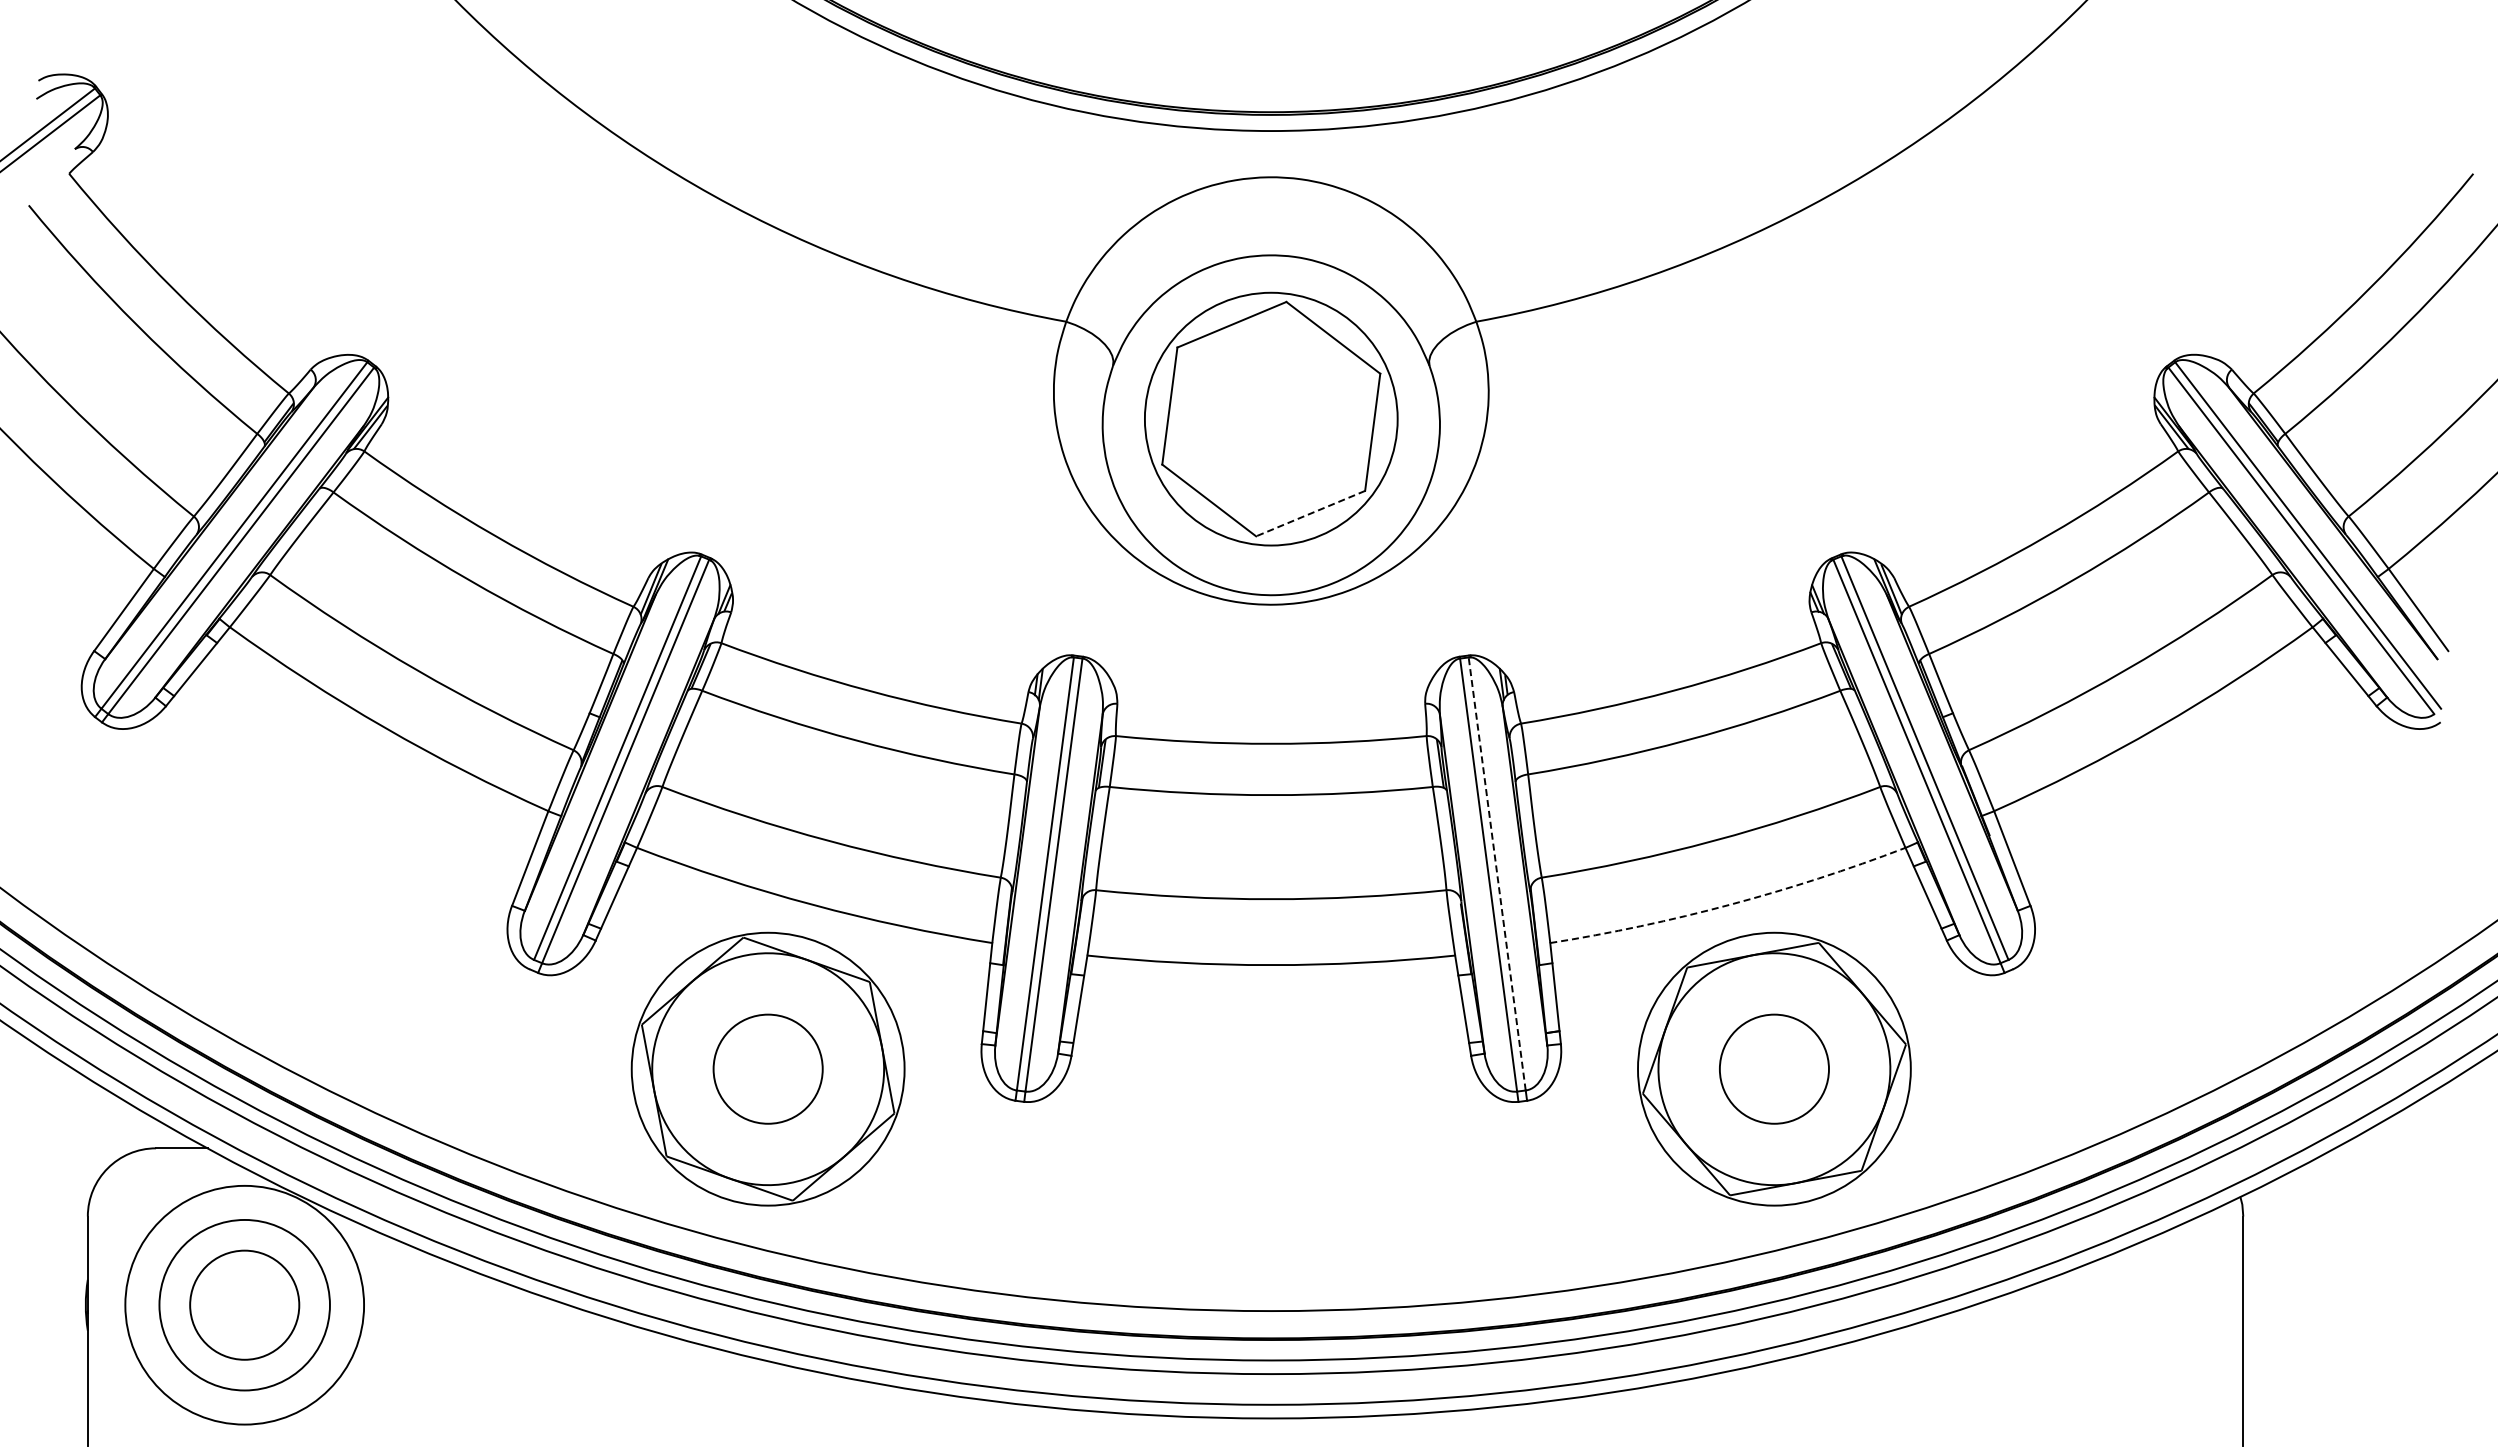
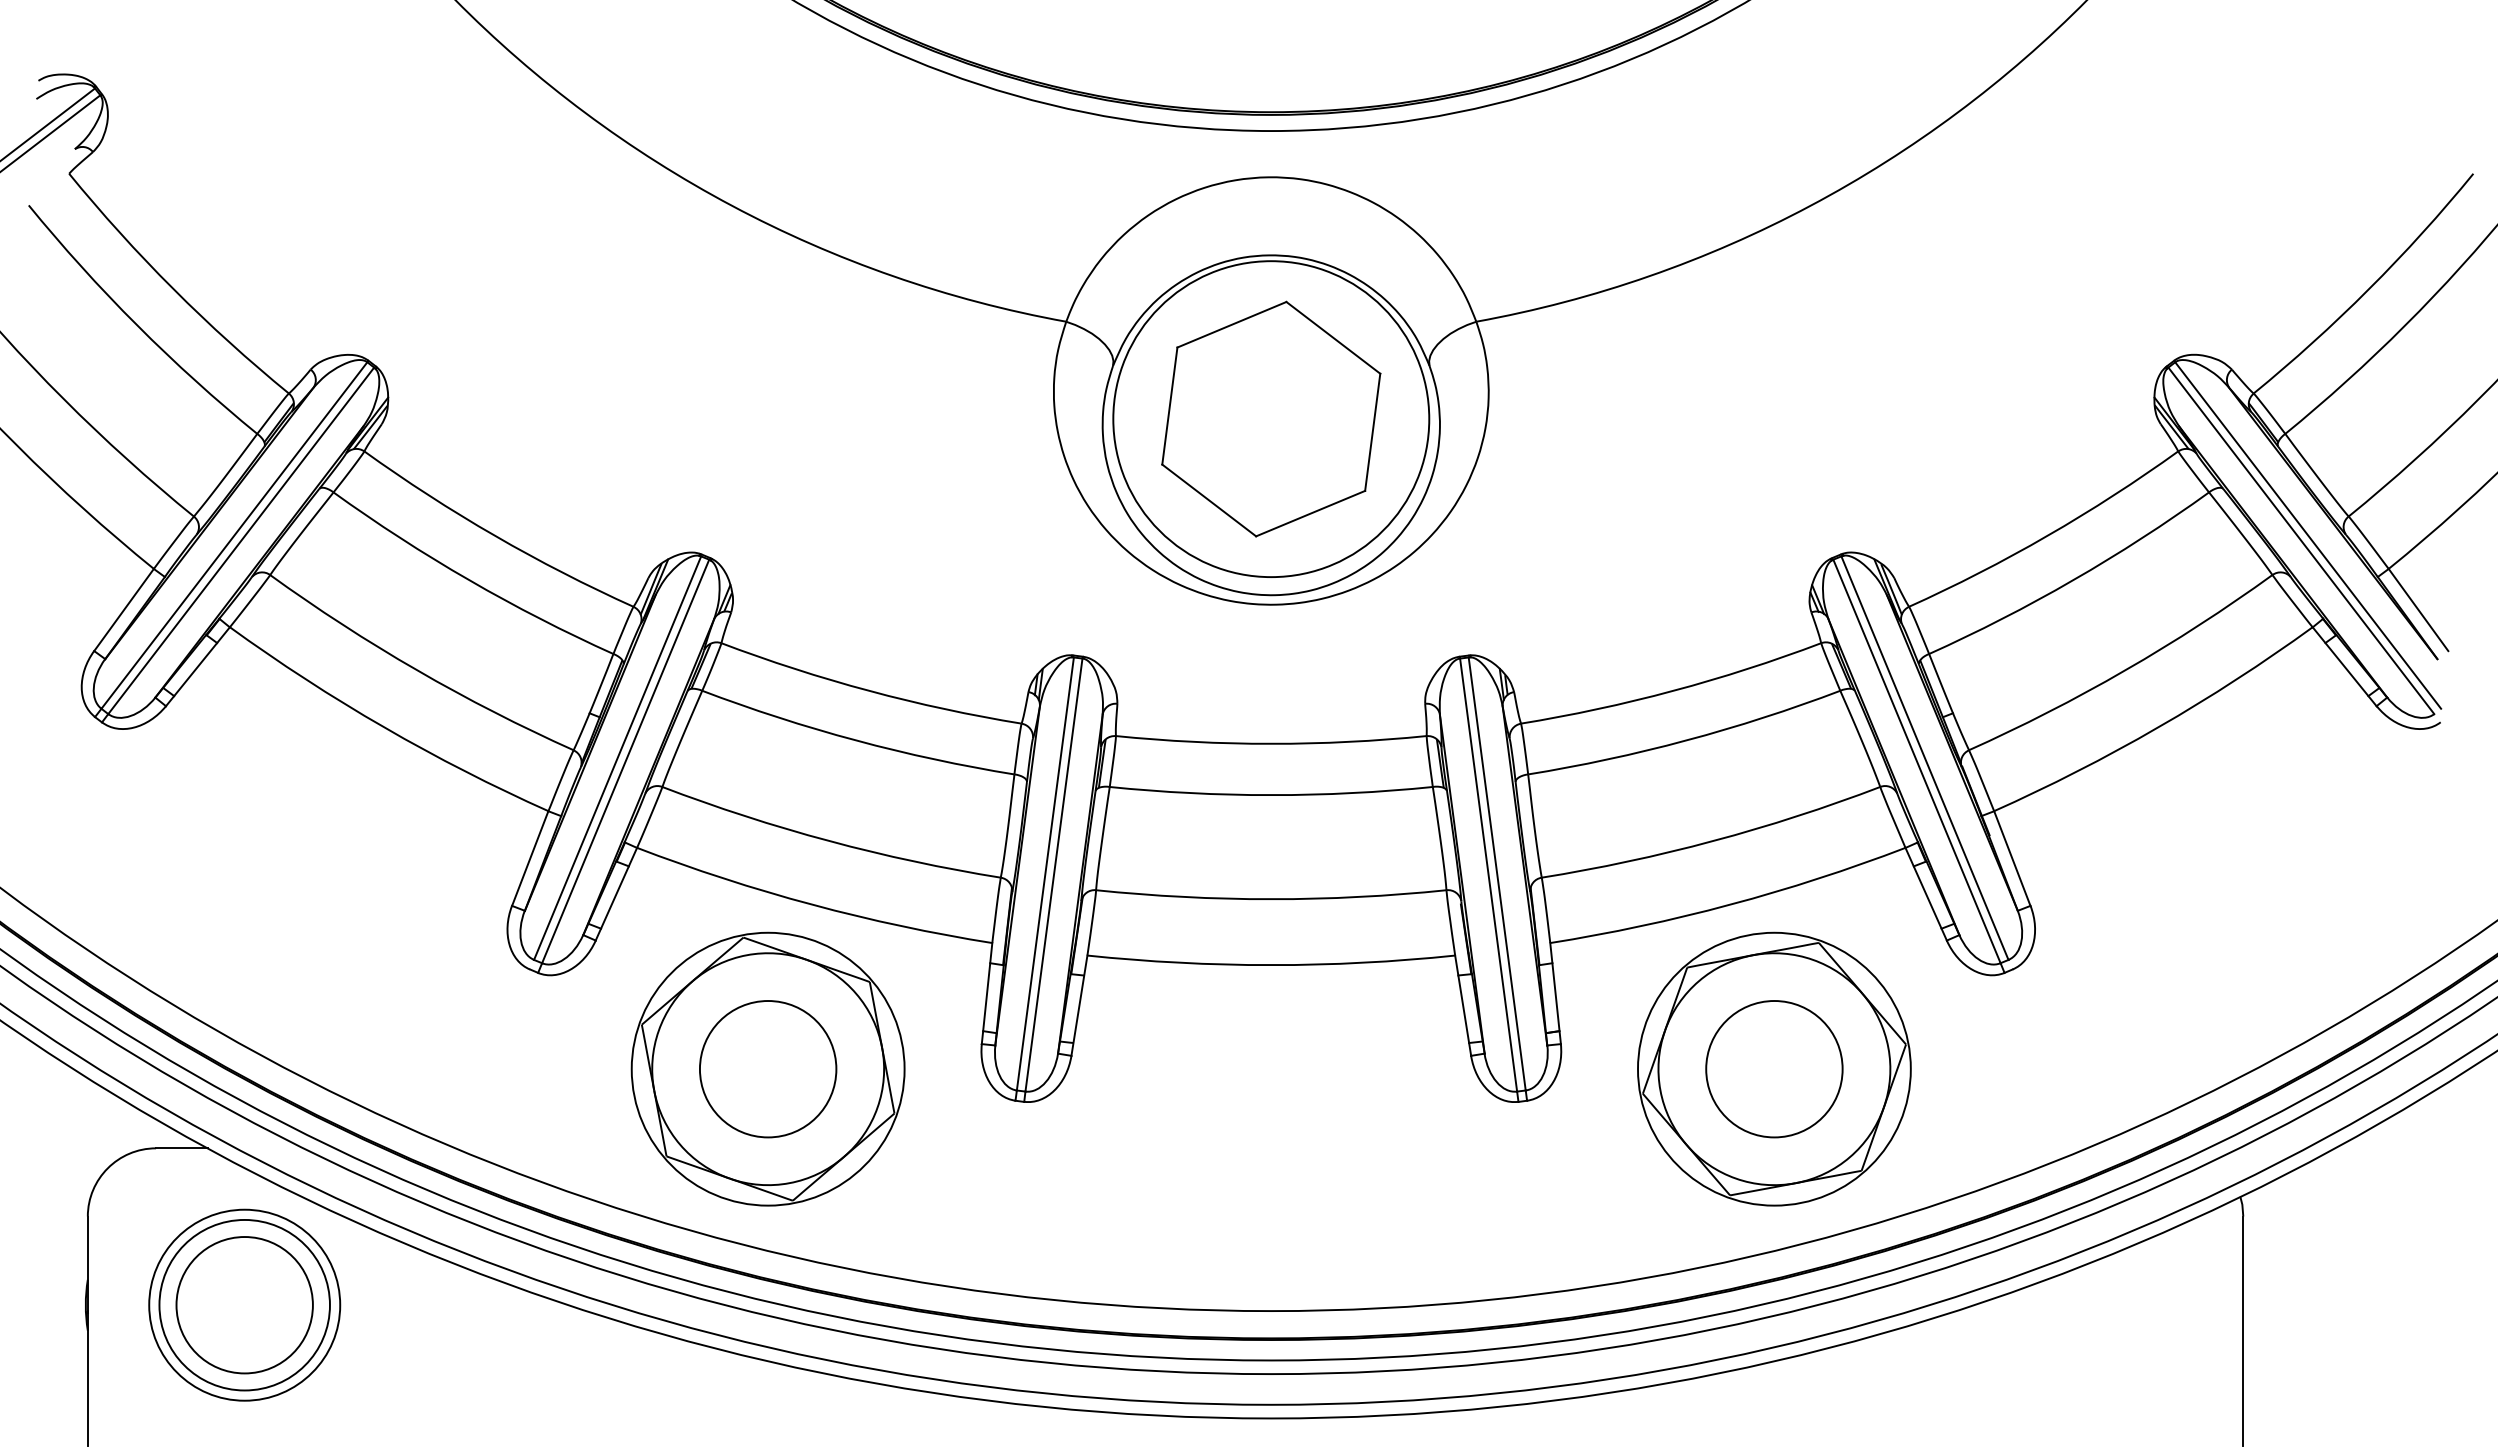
circle diameter: 253 px -> 316 px (1271, 419)
line: dashed -> solid (1310, 513)
line: dashed -> solid (1497, 873)
arc: dashed -> solid (1730, 904)
circle diameter: 109 px -> 136 px (767, 1069)
circle diameter: 109 px -> 136 px (1774, 1069)
circle diameter: 109 px -> 136 px (244, 1305)
circle diameter: 239 px -> 191 px (244, 1304)
